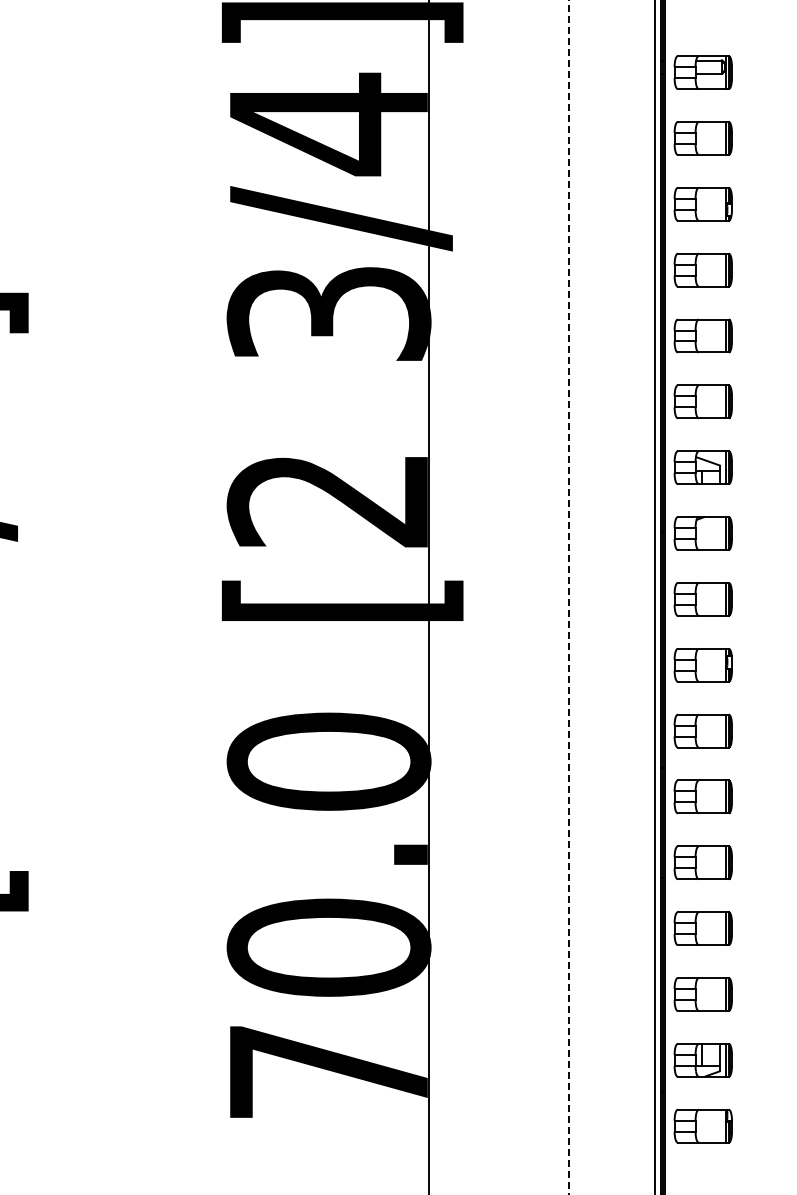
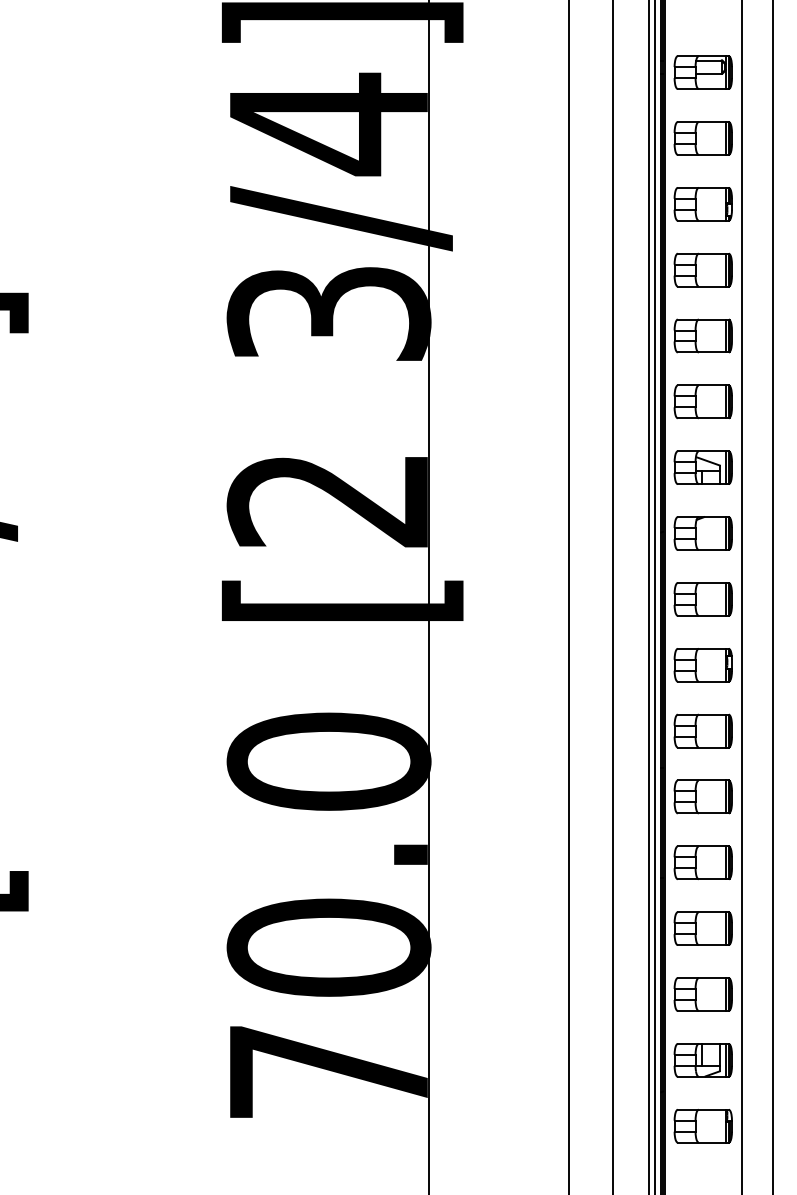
line: none -> present (613, 596)
line: none -> present (649, 596)
line: none -> present (741, 596)
line: none -> present (773, 596)
line: dashed -> solid (569, 597)
